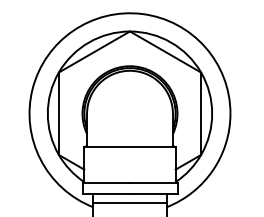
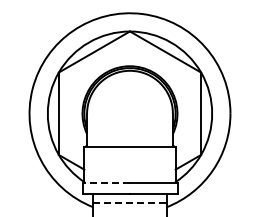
line: solid -> dashed (106, 183)
line: solid -> dashed (130, 203)
